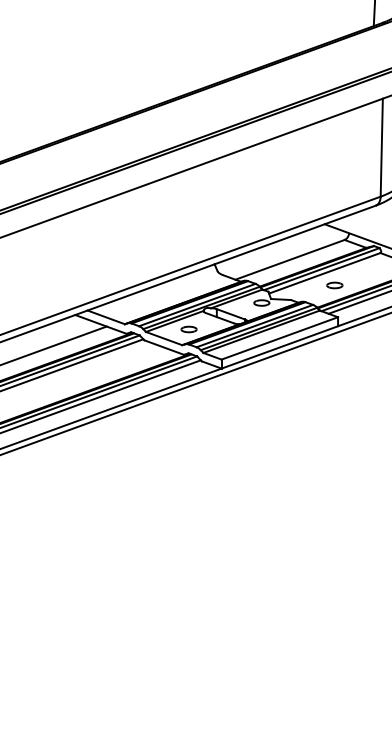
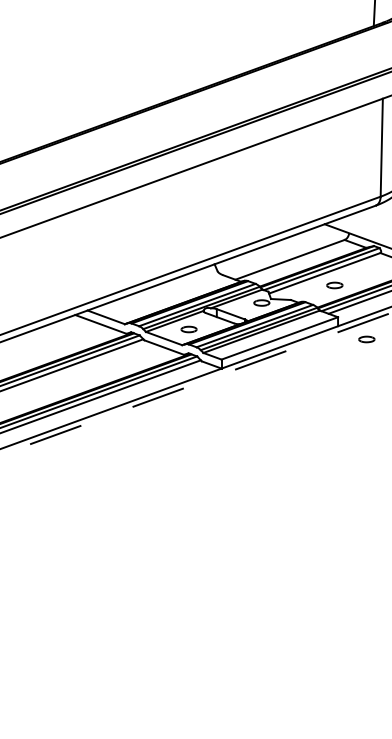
part: none -> present (366, 339)
line: present -> none (54, 345)
line: solid -> dashed (195, 384)
